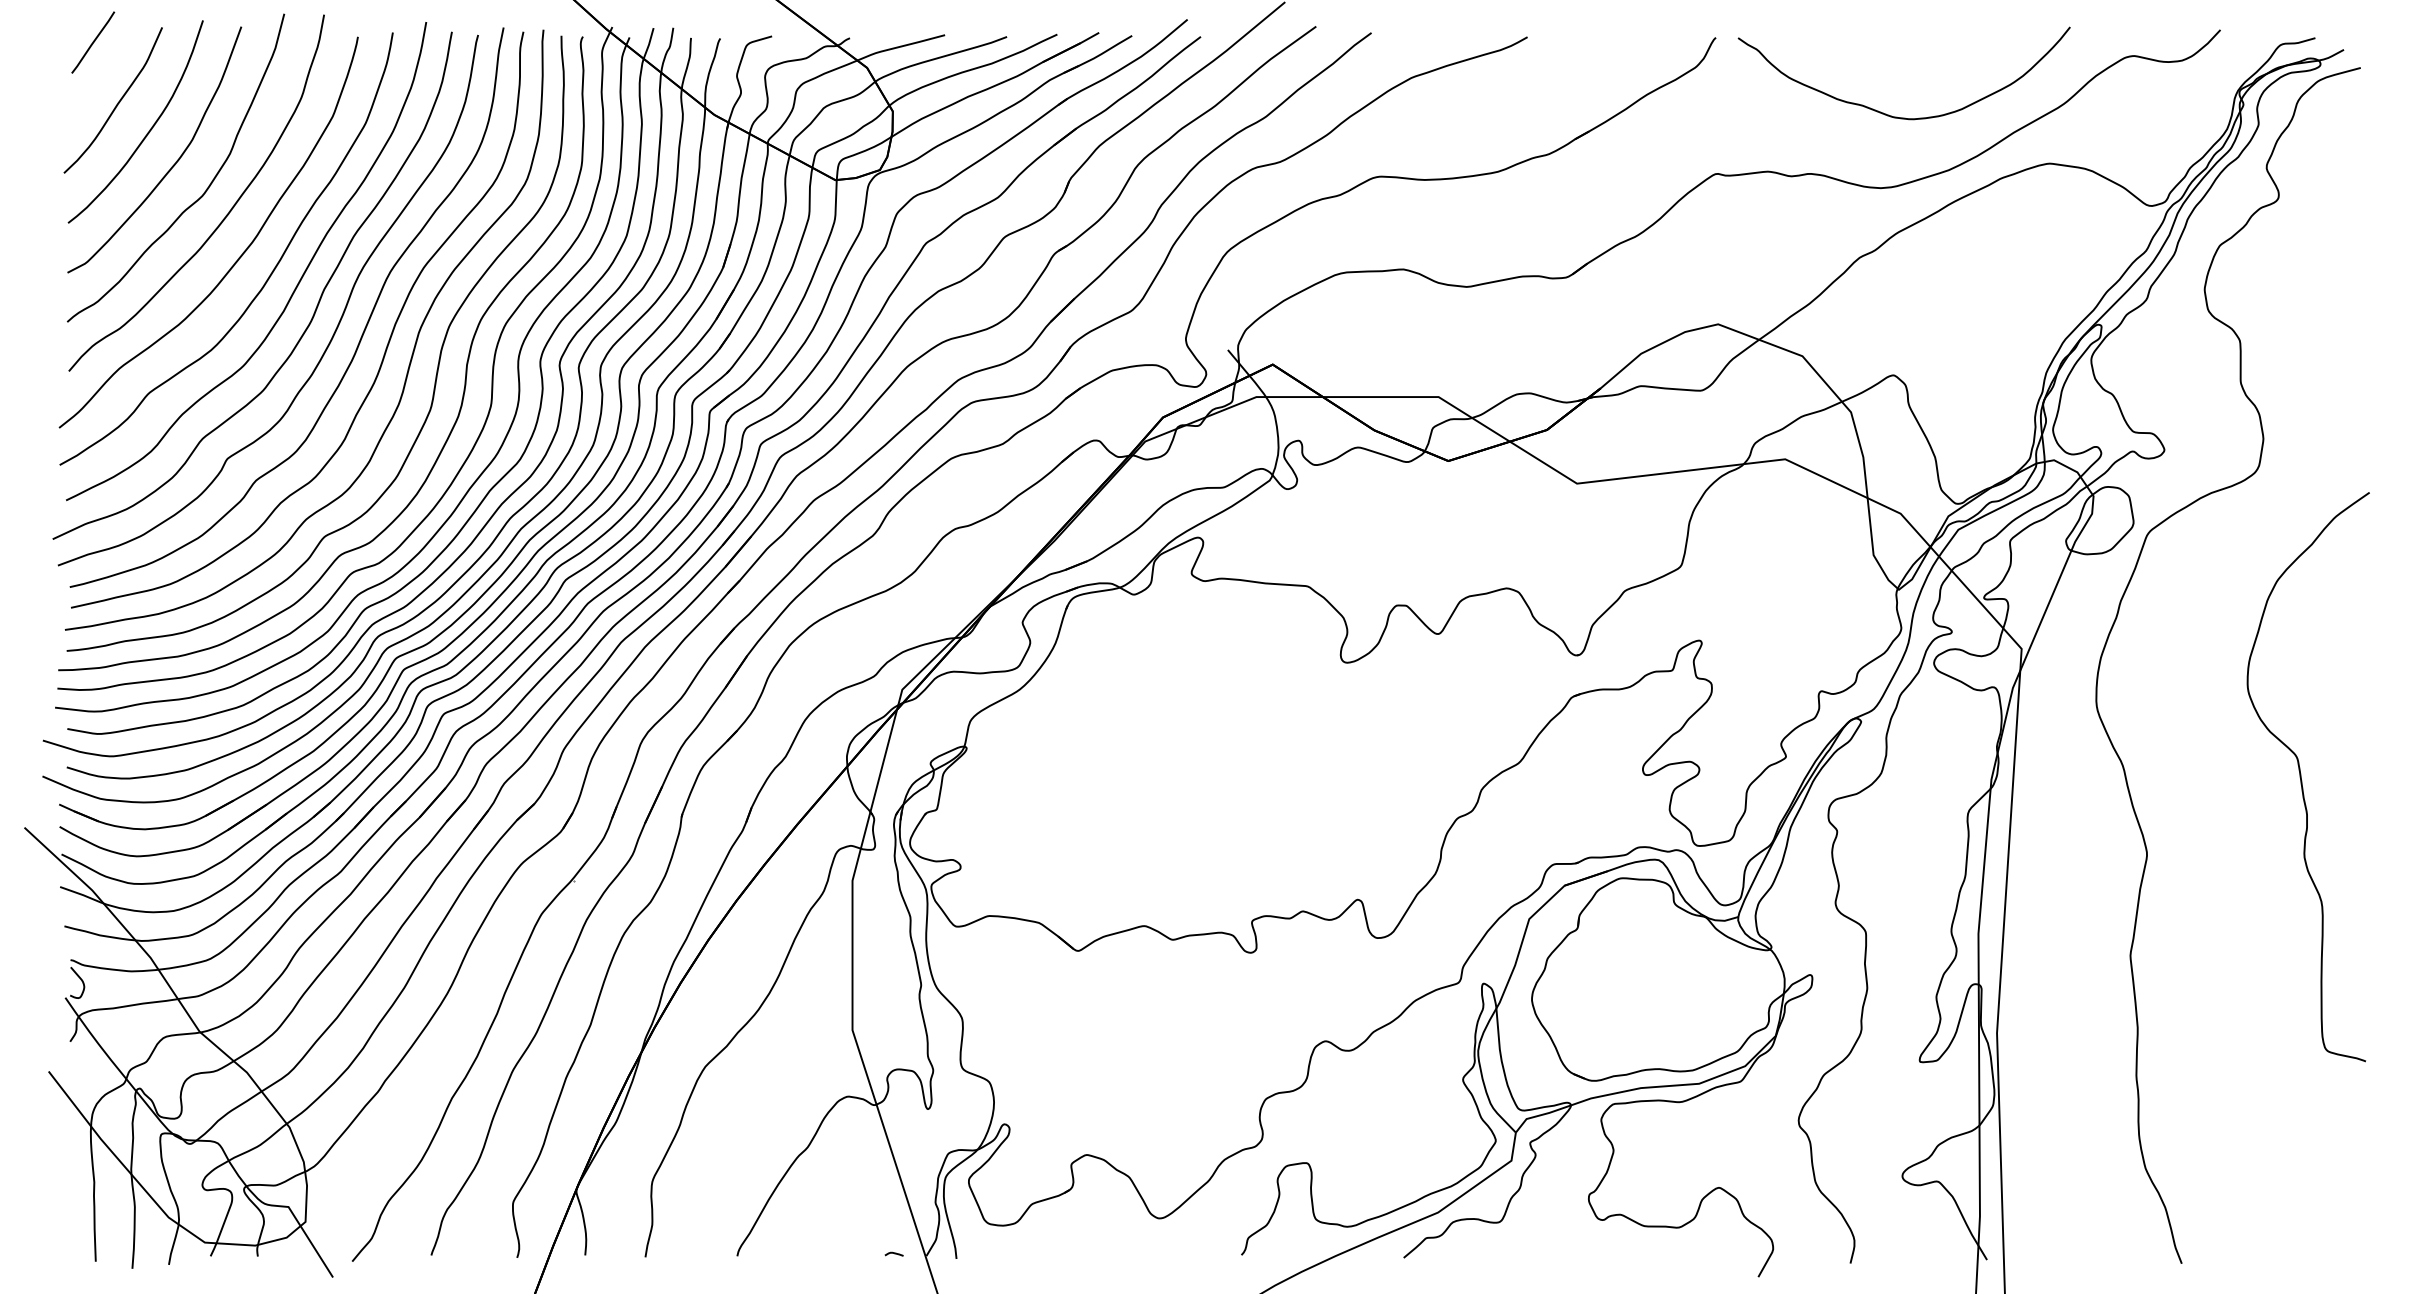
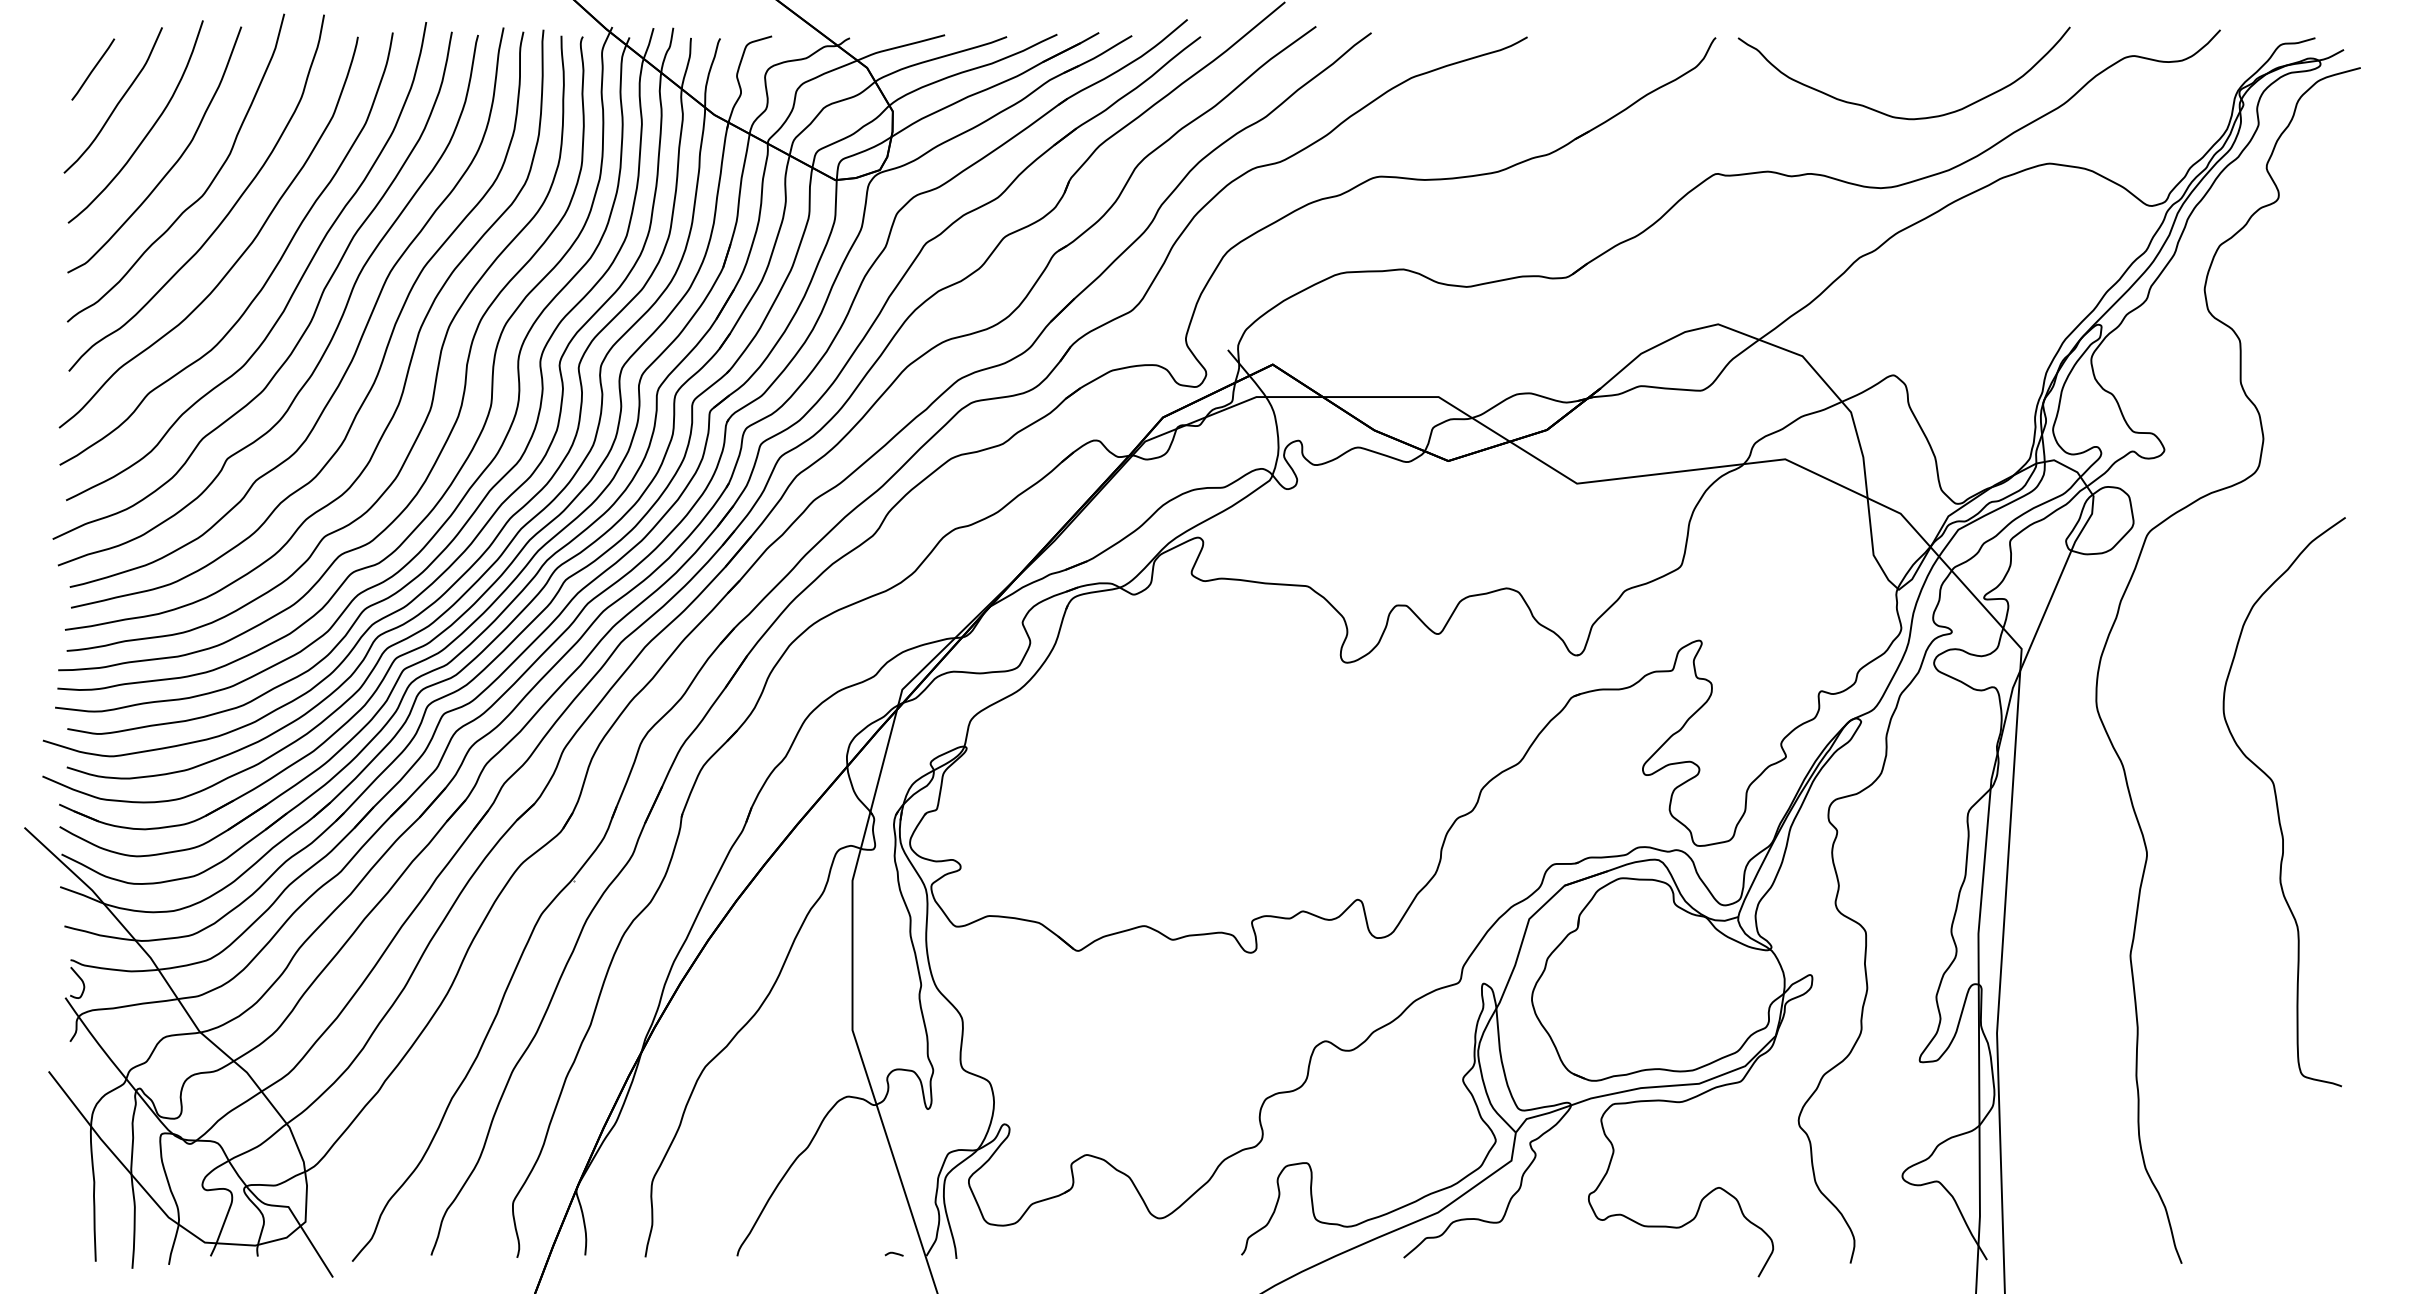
line position: (93, 42) -> (93, 69) (93, 69)
curve position: (2302, 780) -> (2278, 805) (2278, 805)
